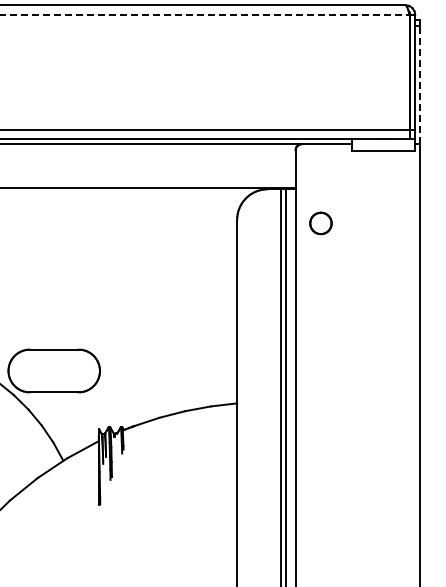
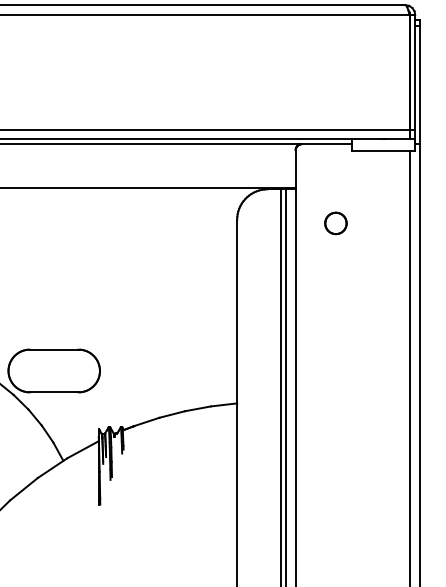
line: dashed -> solid (205, 14)
line: dashed -> solid (420, 84)
part position: (320, 223) -> (335, 223) (335, 223)
line: none -> present (410, 367)
